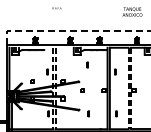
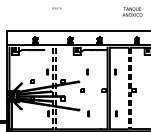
line: dashed -> solid (71, 31)
part position: (87, 64) -> (87, 71) (87, 71)
